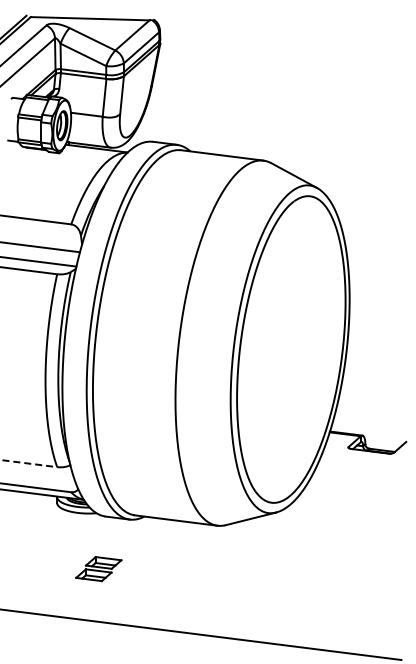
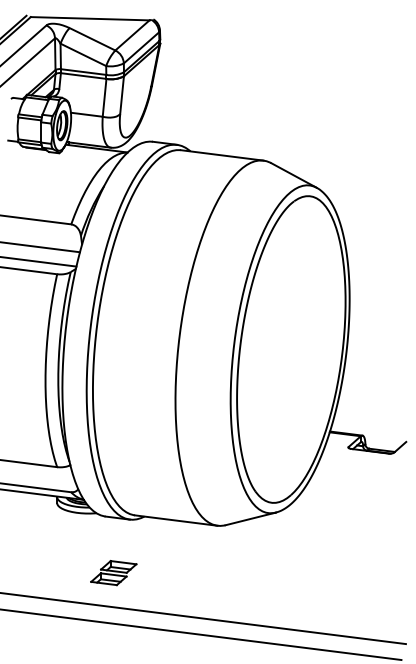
line: dashed -> solid (29, 463)
part position: (98, 569) -> (113, 573) (113, 573)
line: none -> present (203, 618)
